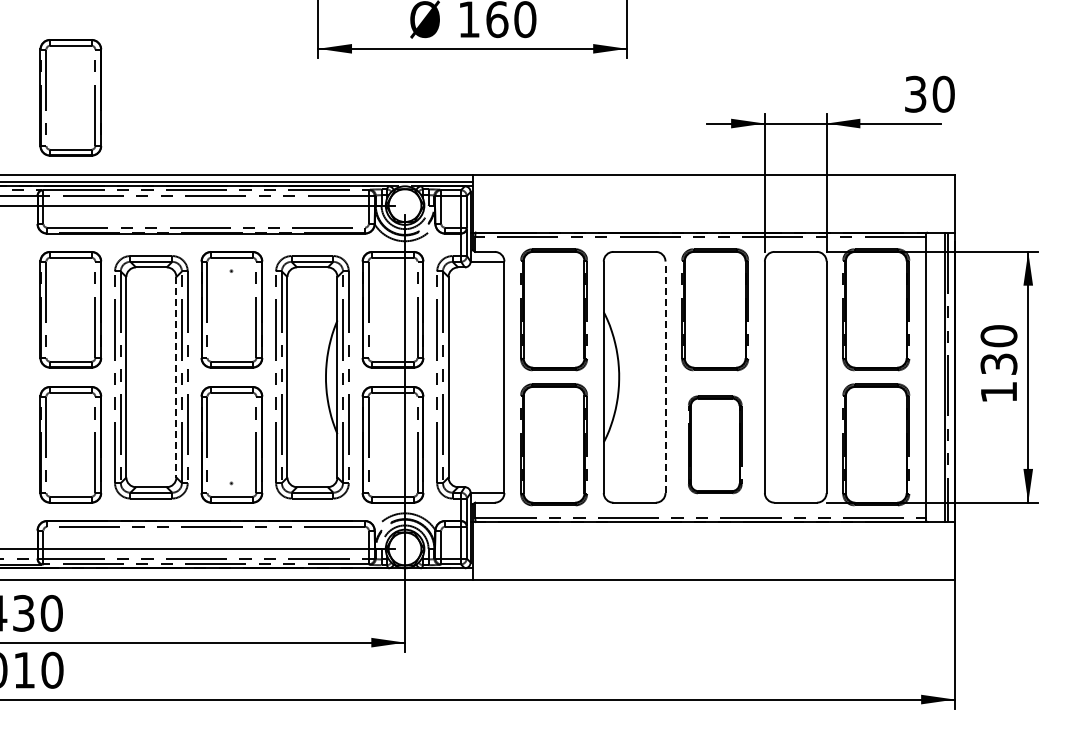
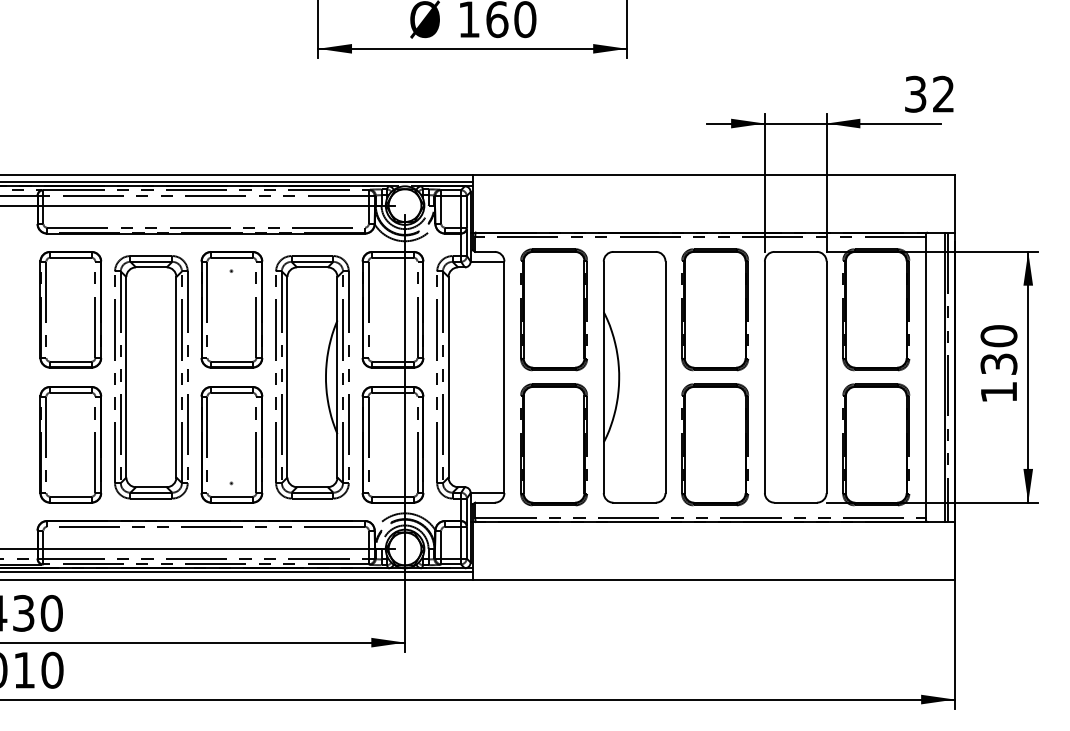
text: 30 -> 32 (943, 93)
part: present -> none (70, 97)
line: dashed -> solid (176, 377)
line: dashed -> solid (665, 377)
part size: 55x100 px -> 69x124 px (715, 444)
line: none -> present (237, 572)
